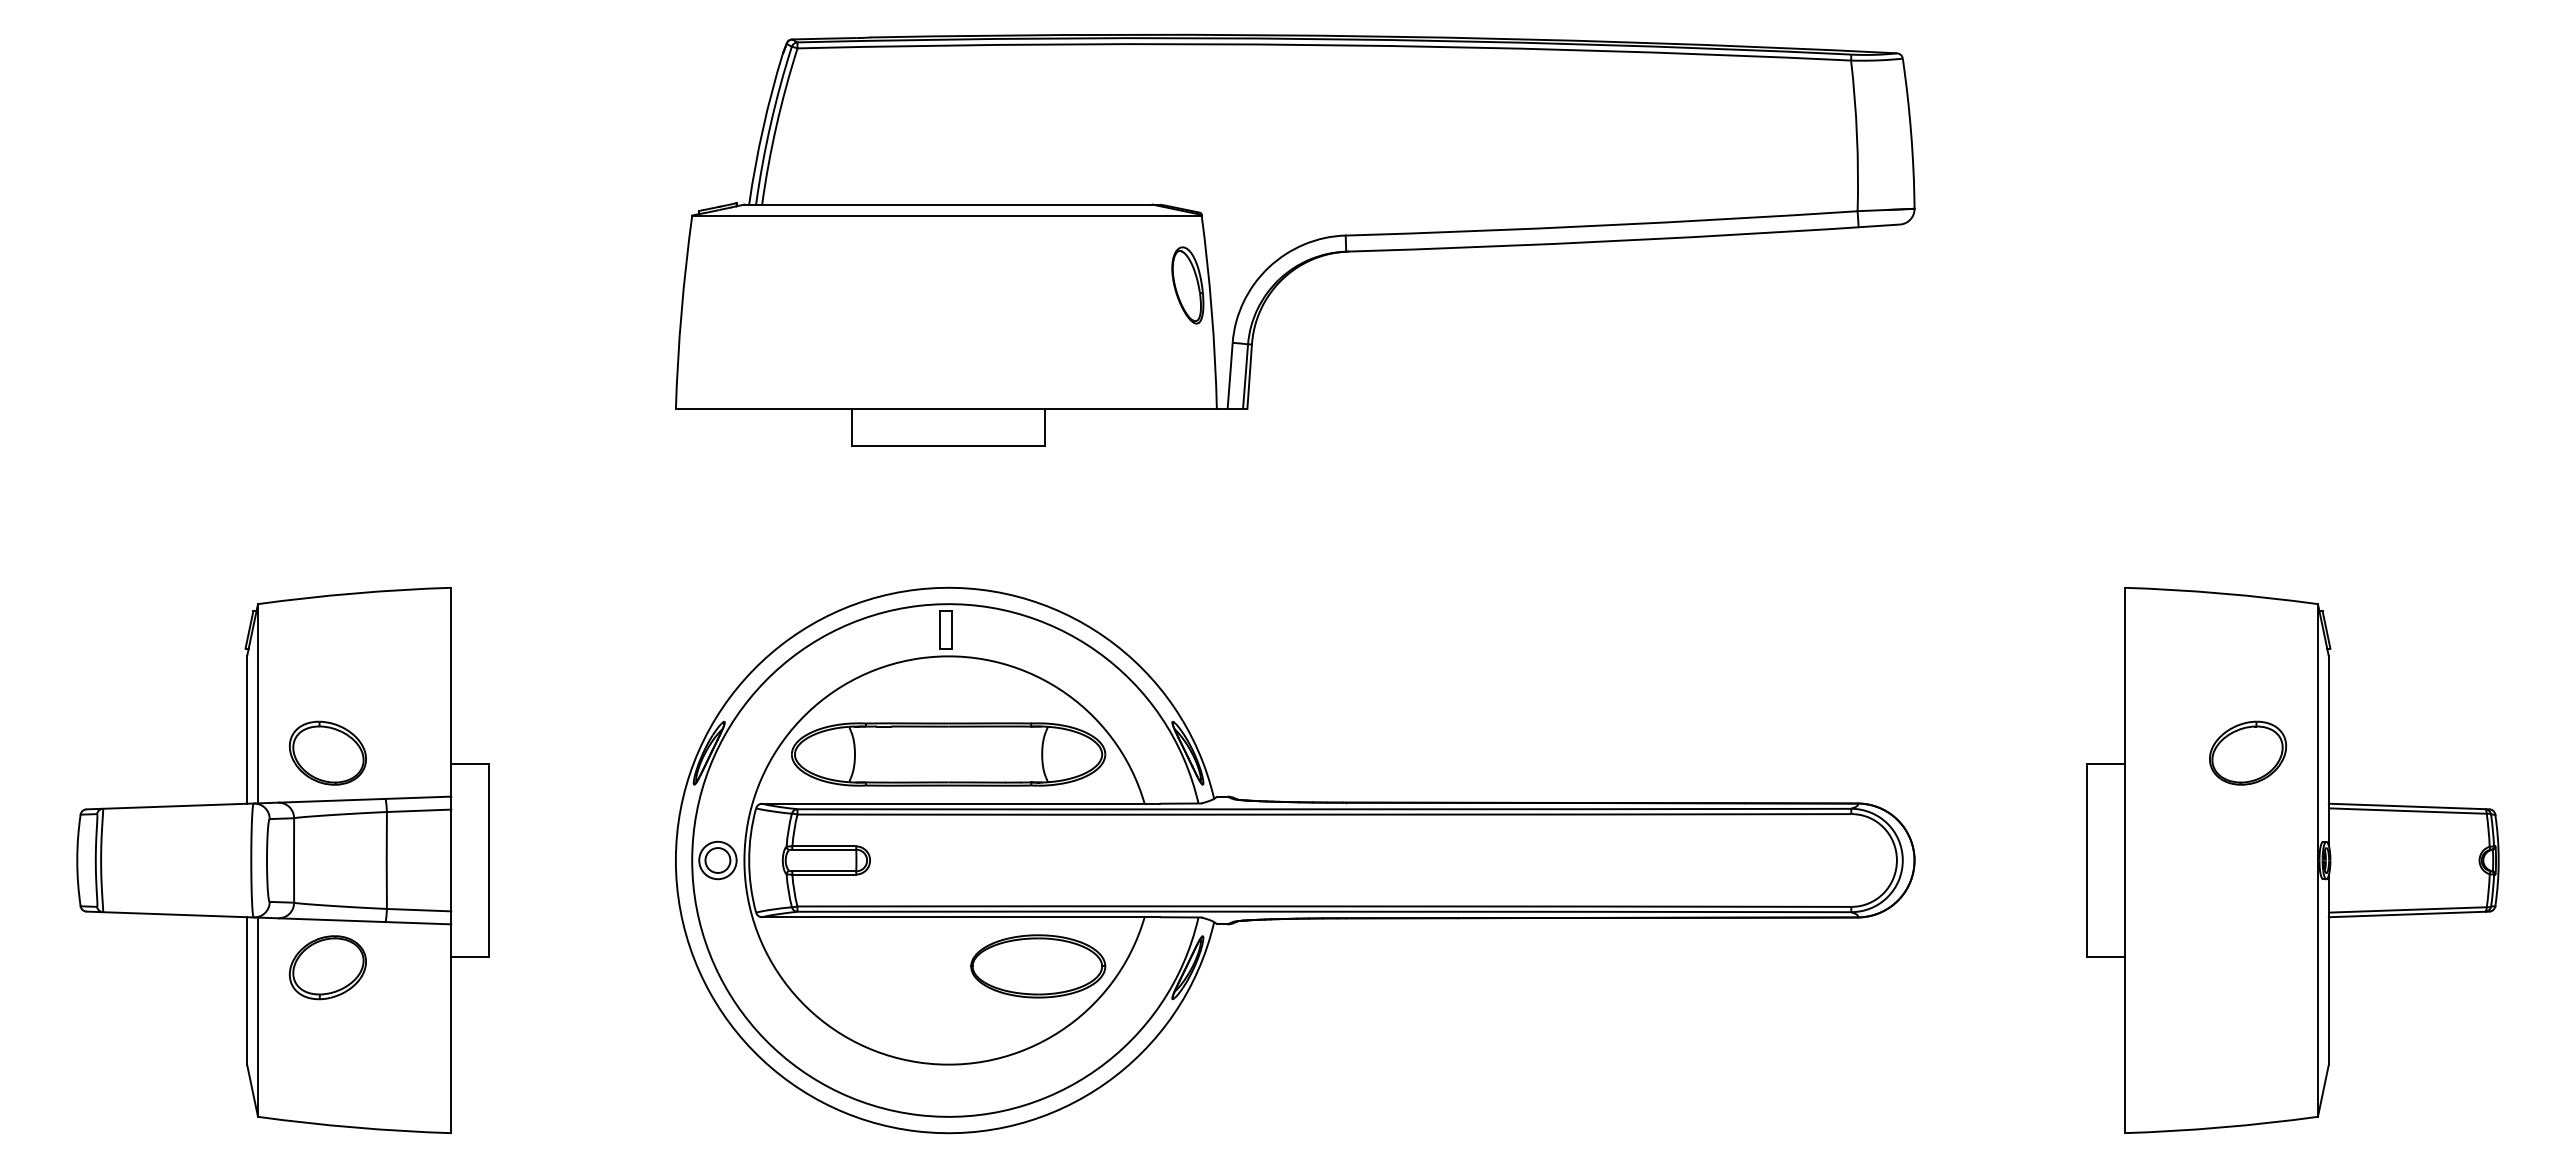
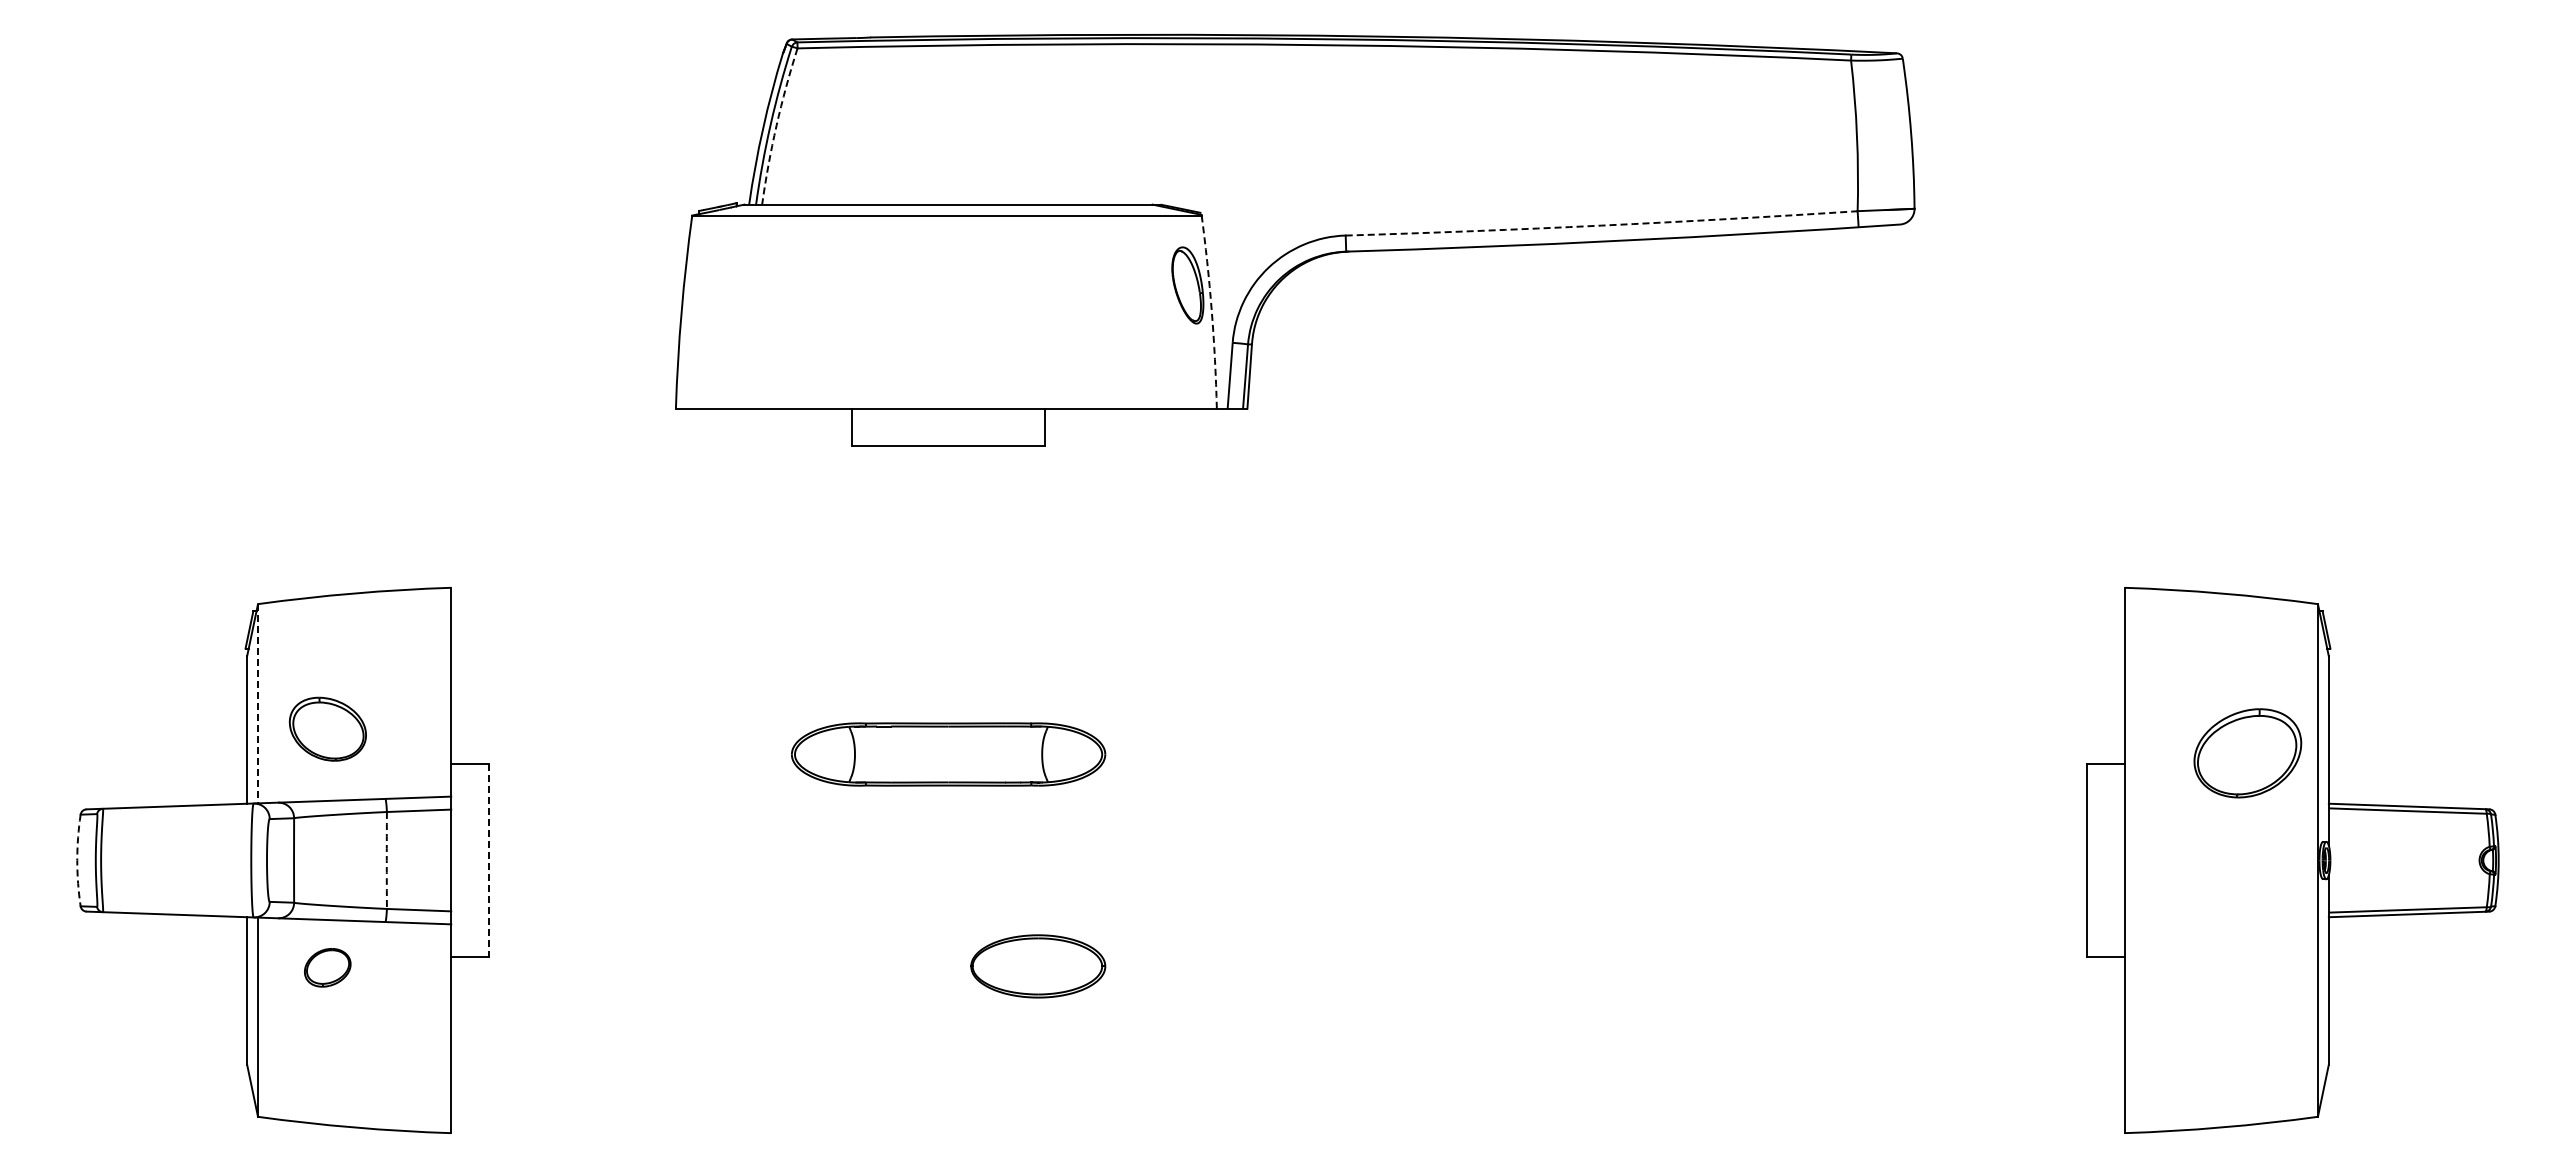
arc: solid -> dashed (776, 125)
arc: solid -> dashed (1601, 225)
arc: solid -> dashed (1211, 310)
line: solid -> dashed (258, 703)
part position: (327, 752) -> (327, 728) (327, 728)
part size: 79x66 px -> 110x91 px (2247, 753)
arc: solid -> dashed (77, 860)
arc: solid -> dashed (386, 860)
line: solid -> dashed (488, 860)
part: present -> none (1295, 860)
part size: 79x66 px -> 48x40 px (327, 967)
